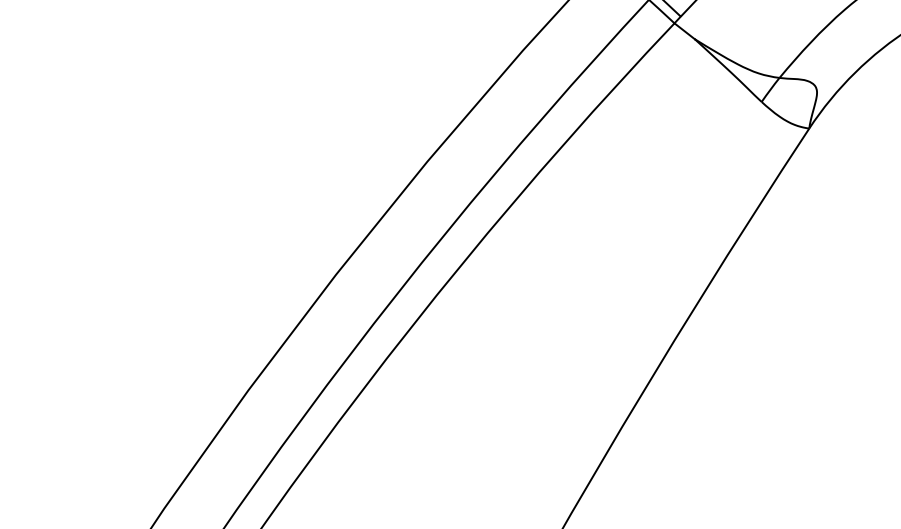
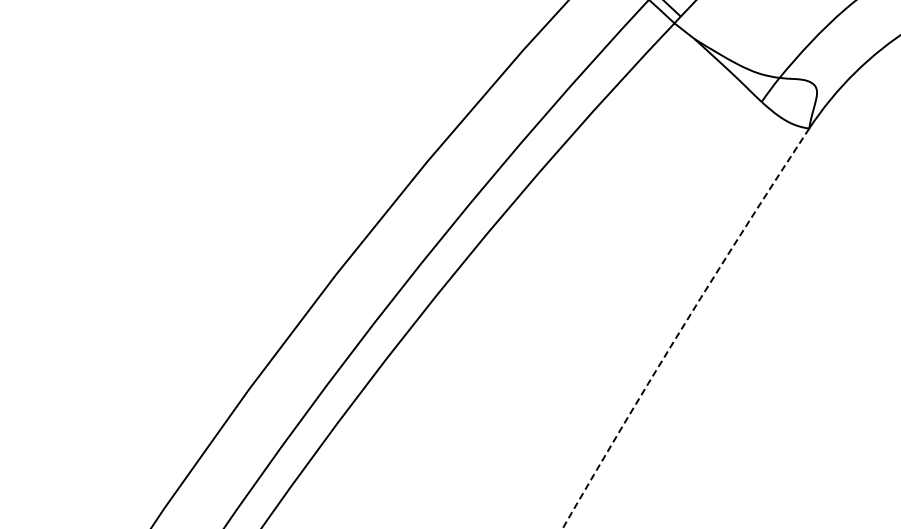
arc: solid -> dashed (683, 326)
